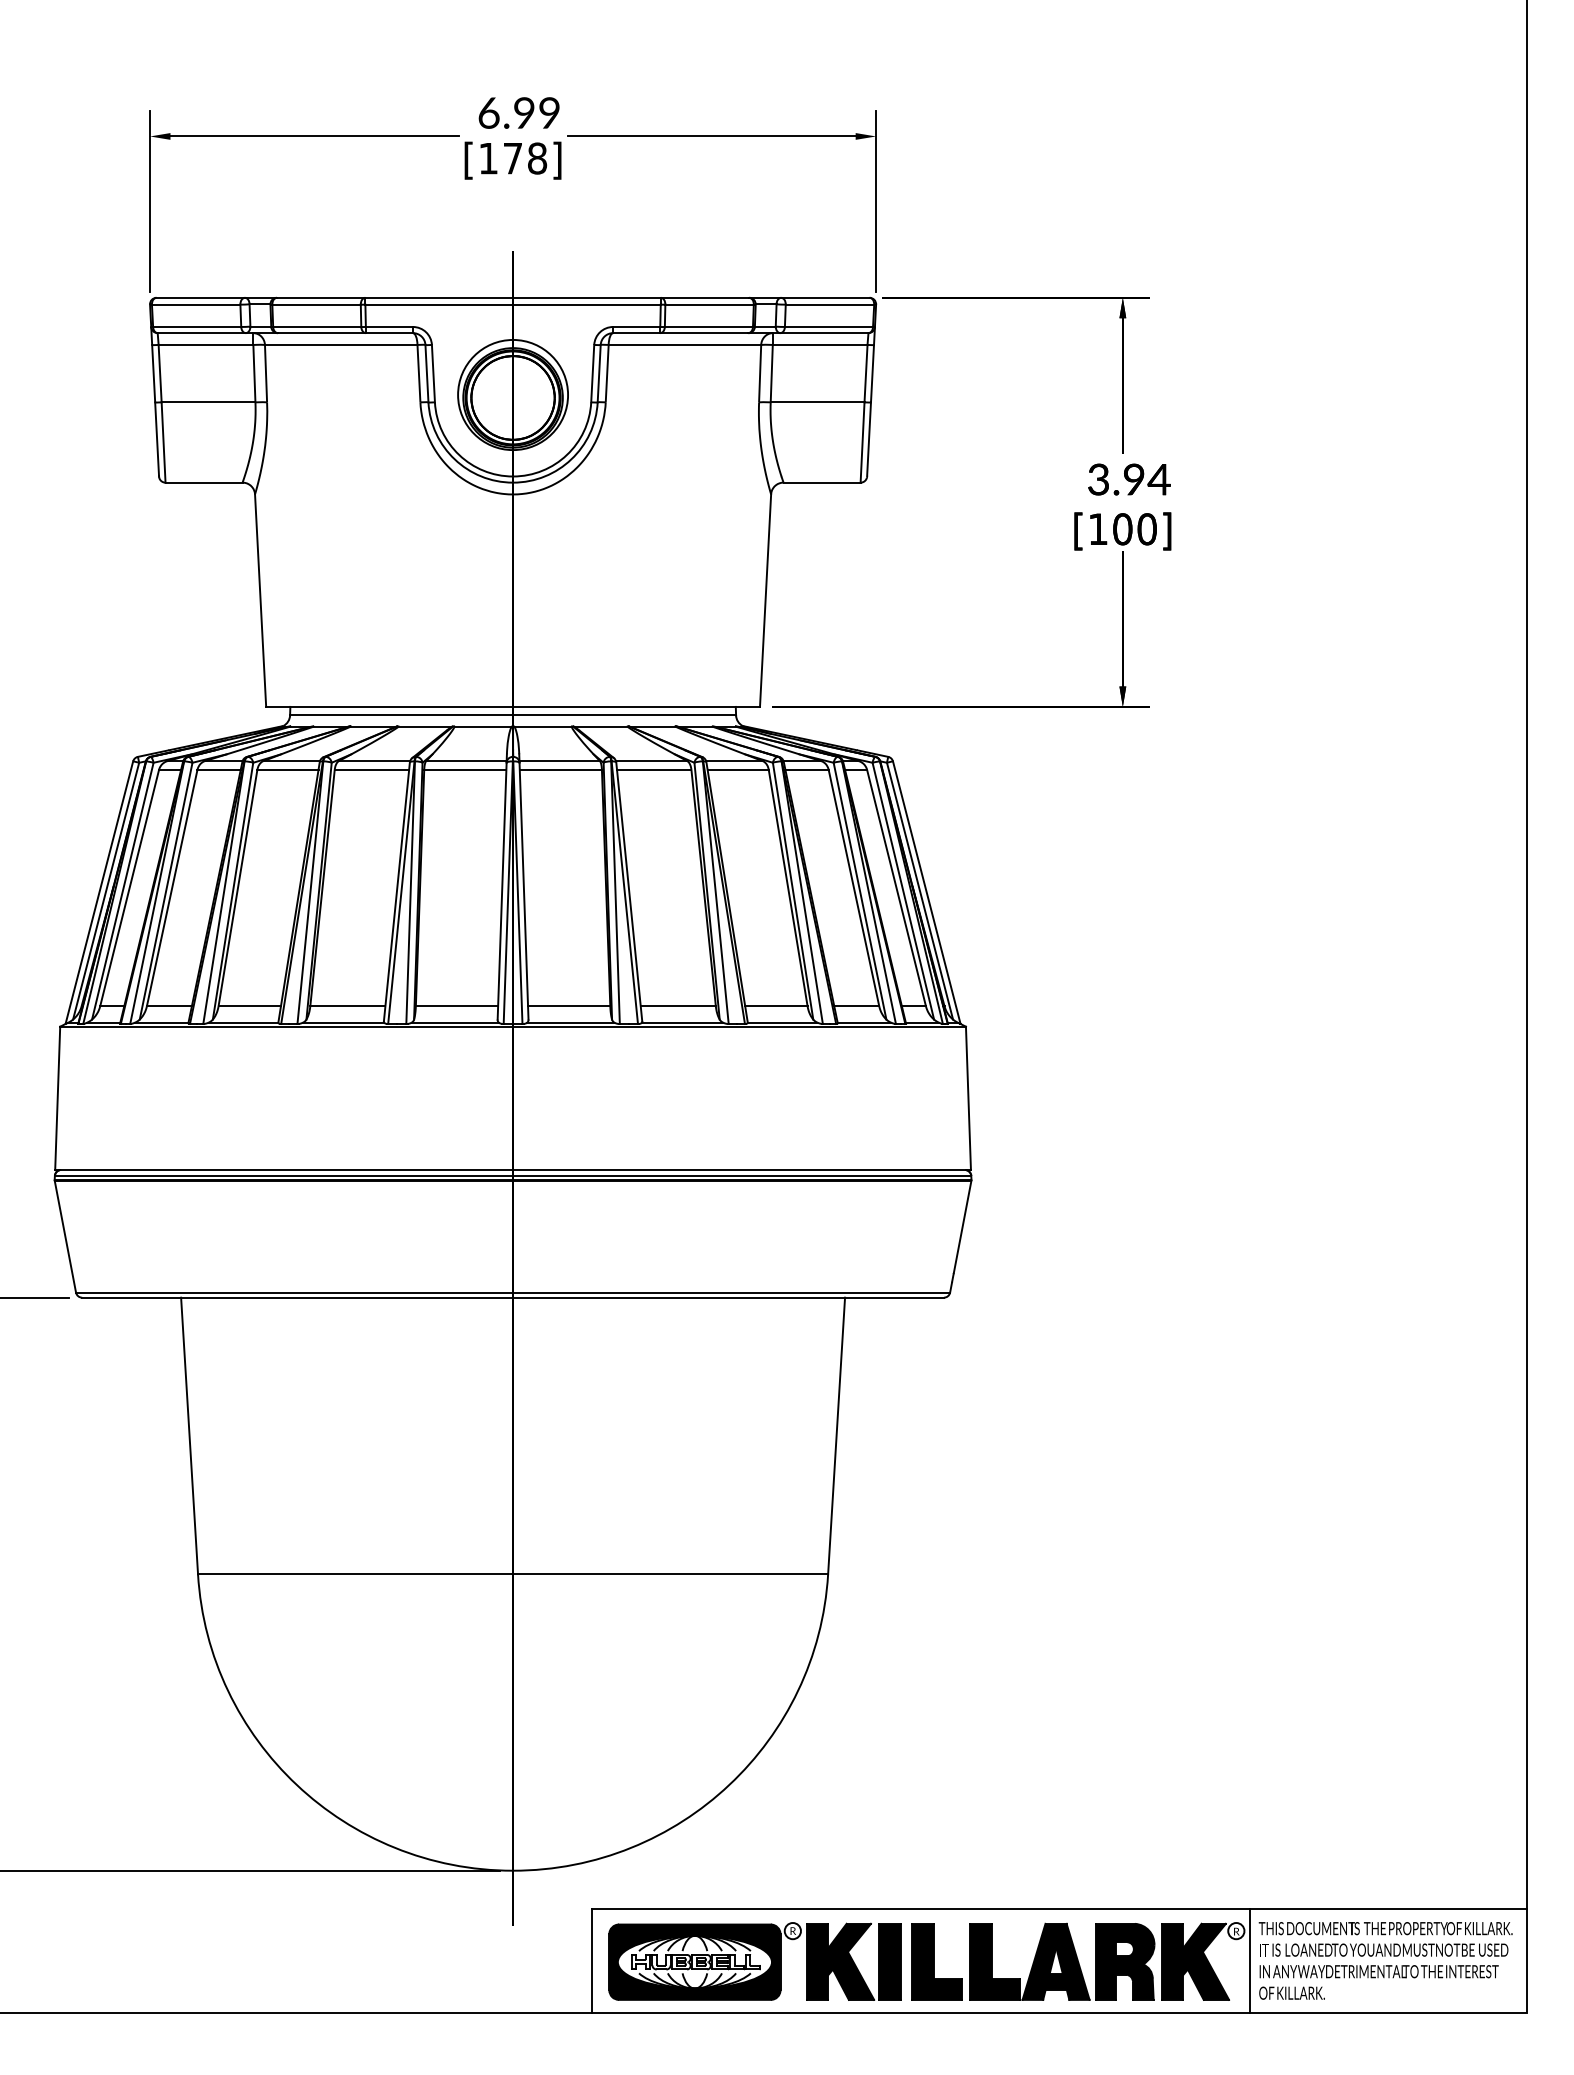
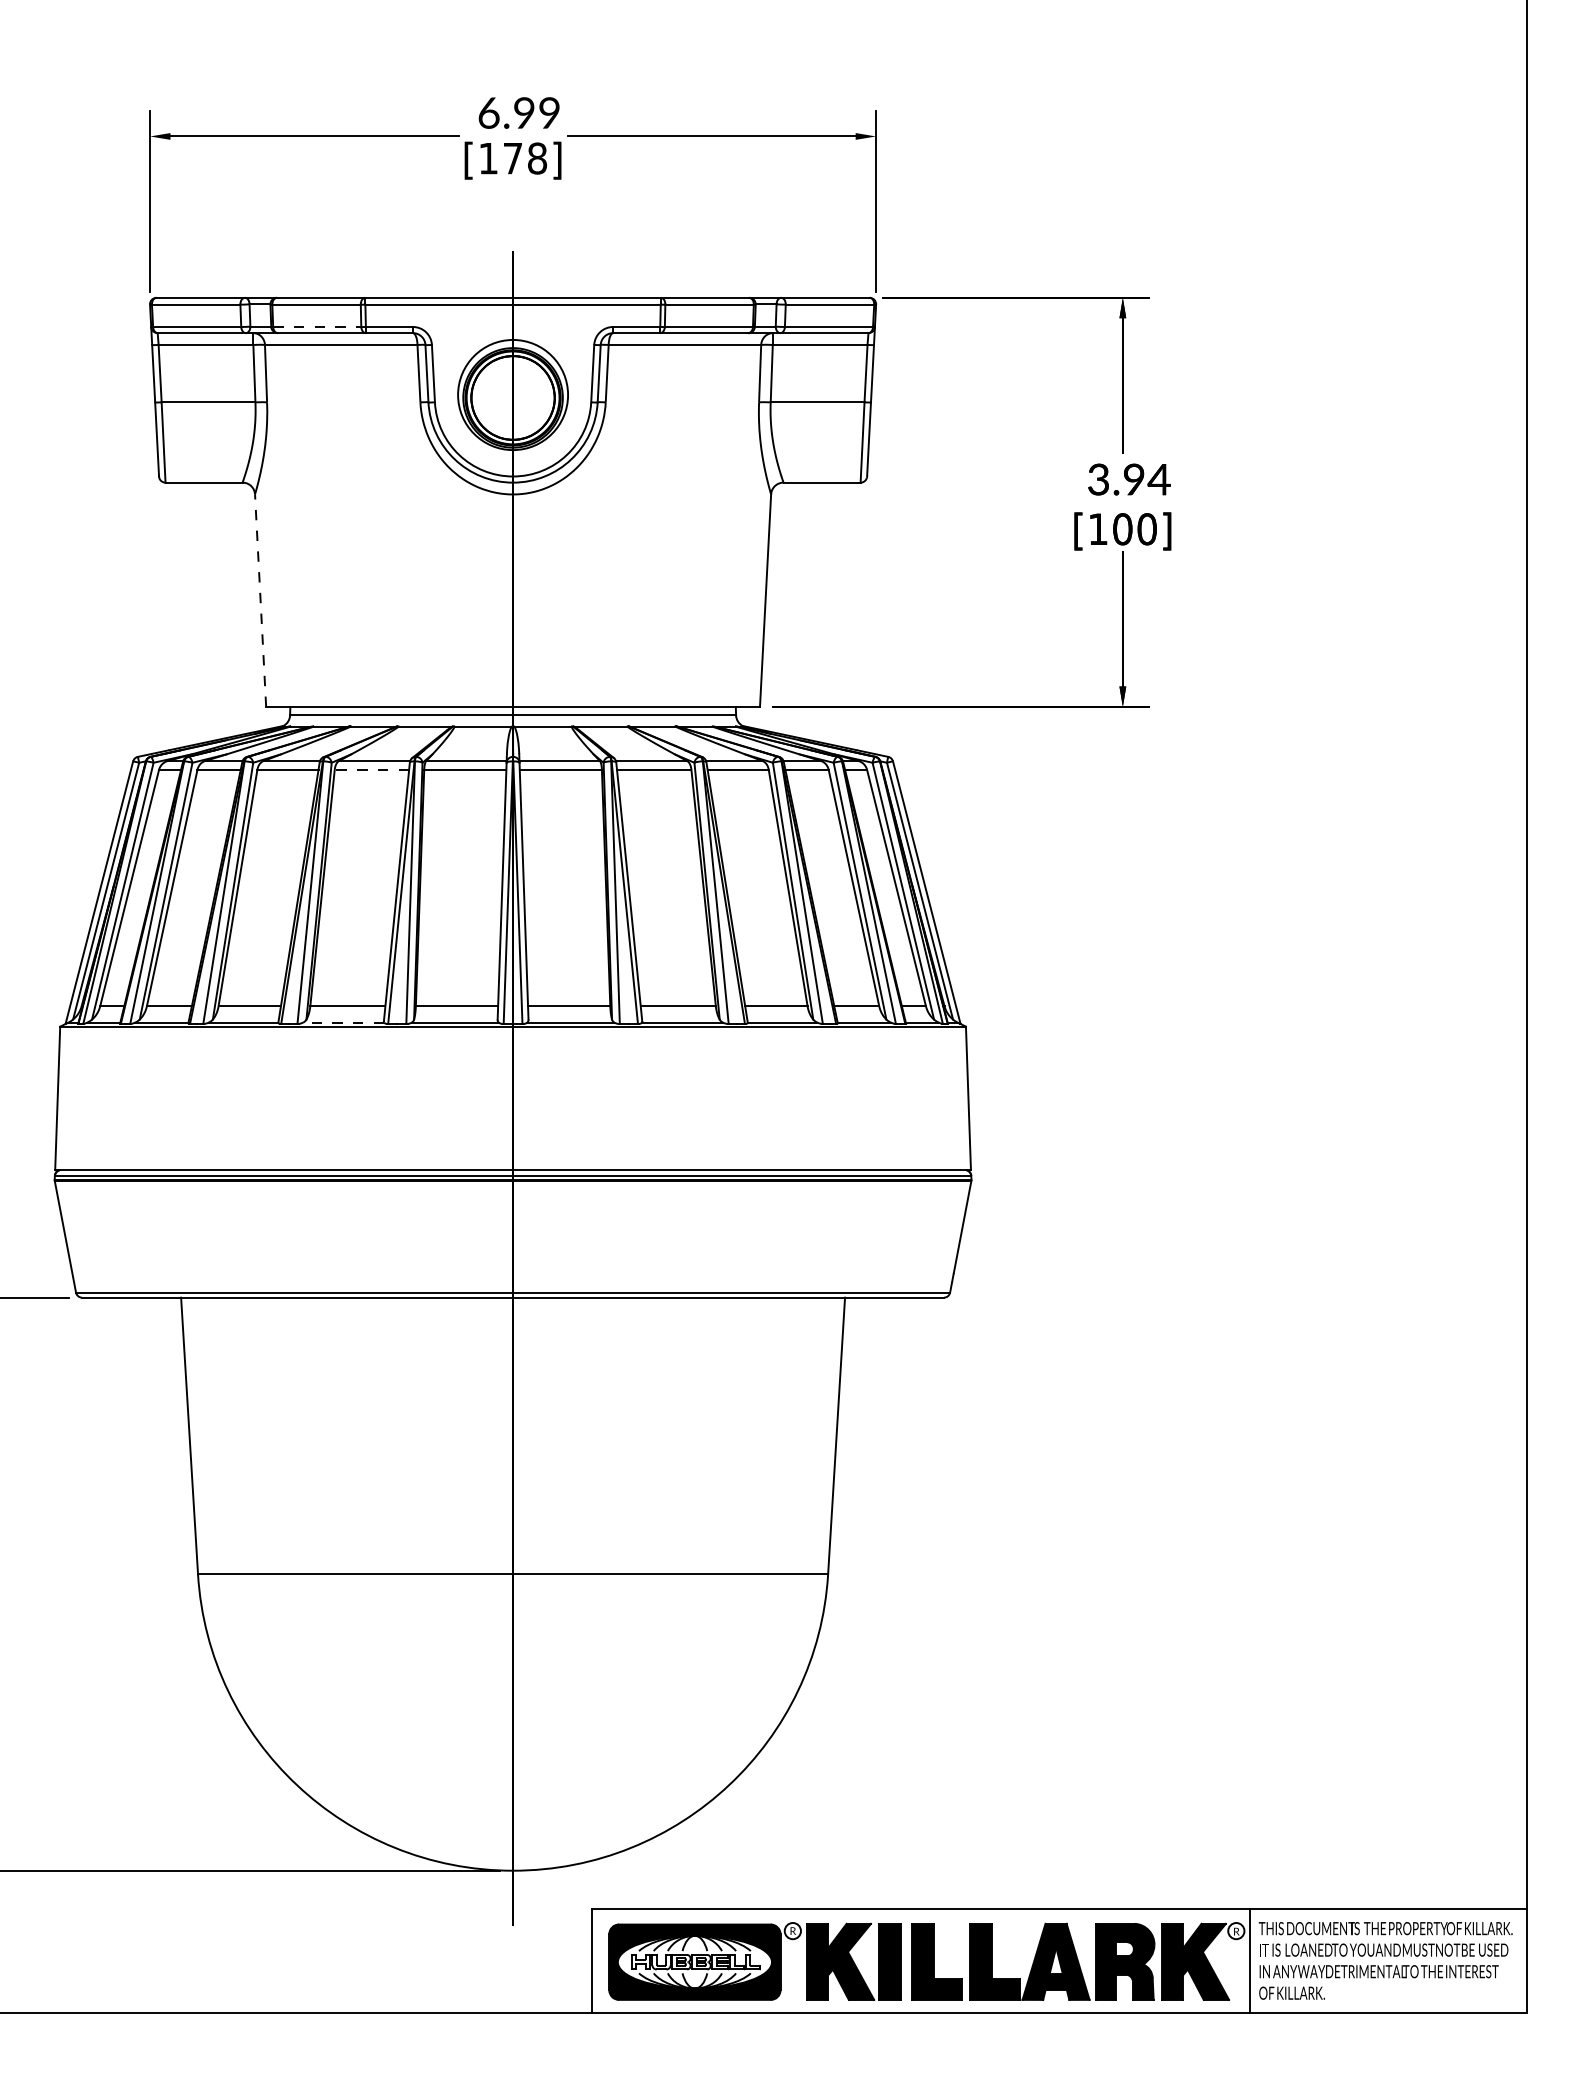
line: solid -> dashed (317, 327)
line: solid -> dashed (260, 600)
line: solid -> dashed (371, 769)
line: solid -> dashed (343, 1022)
